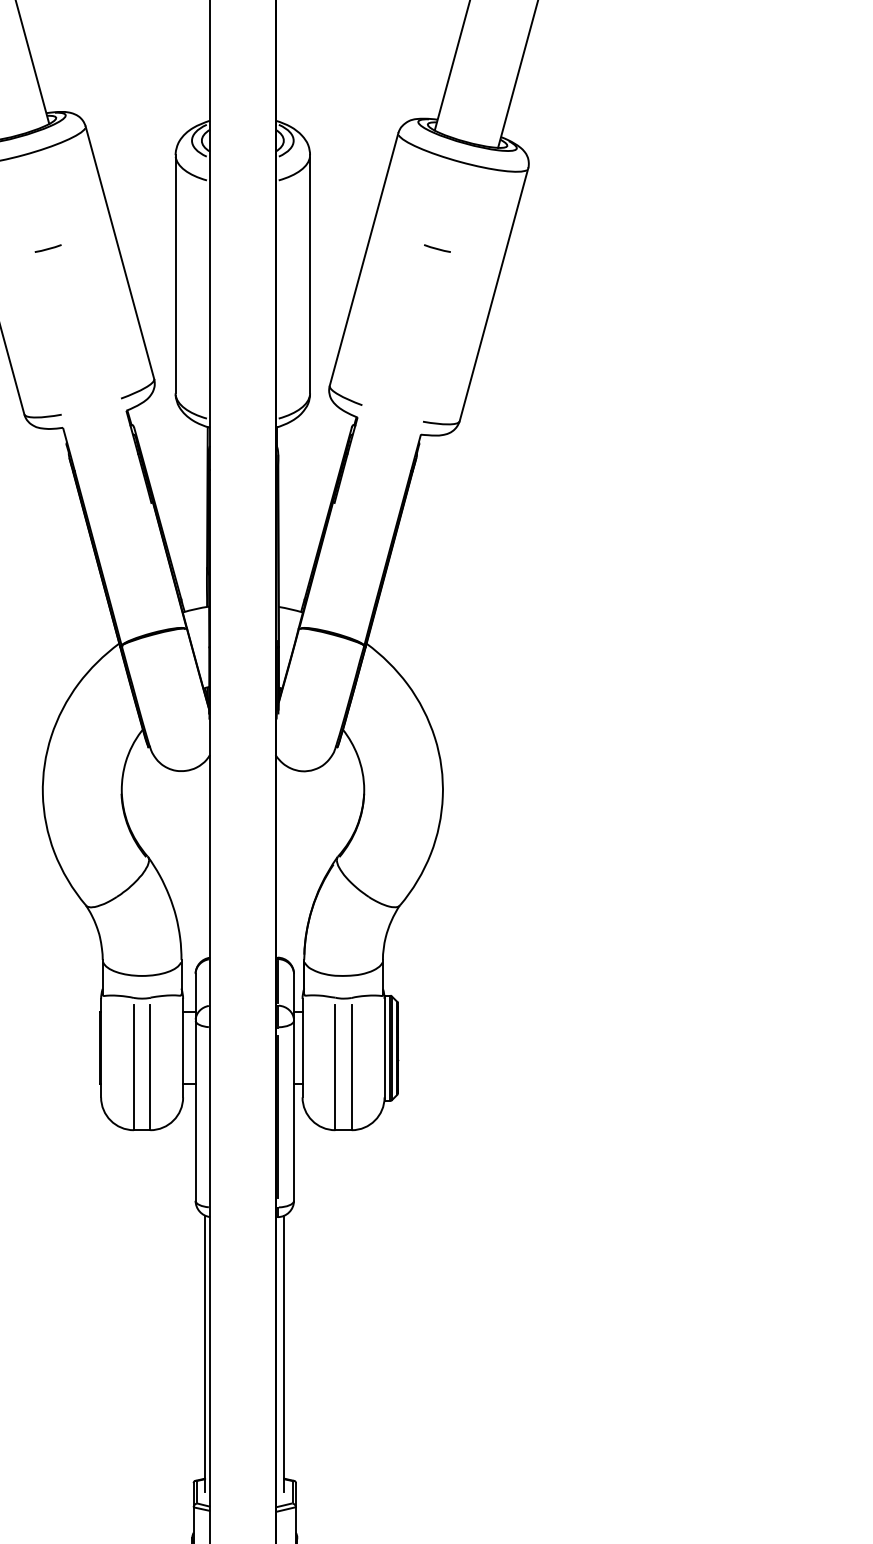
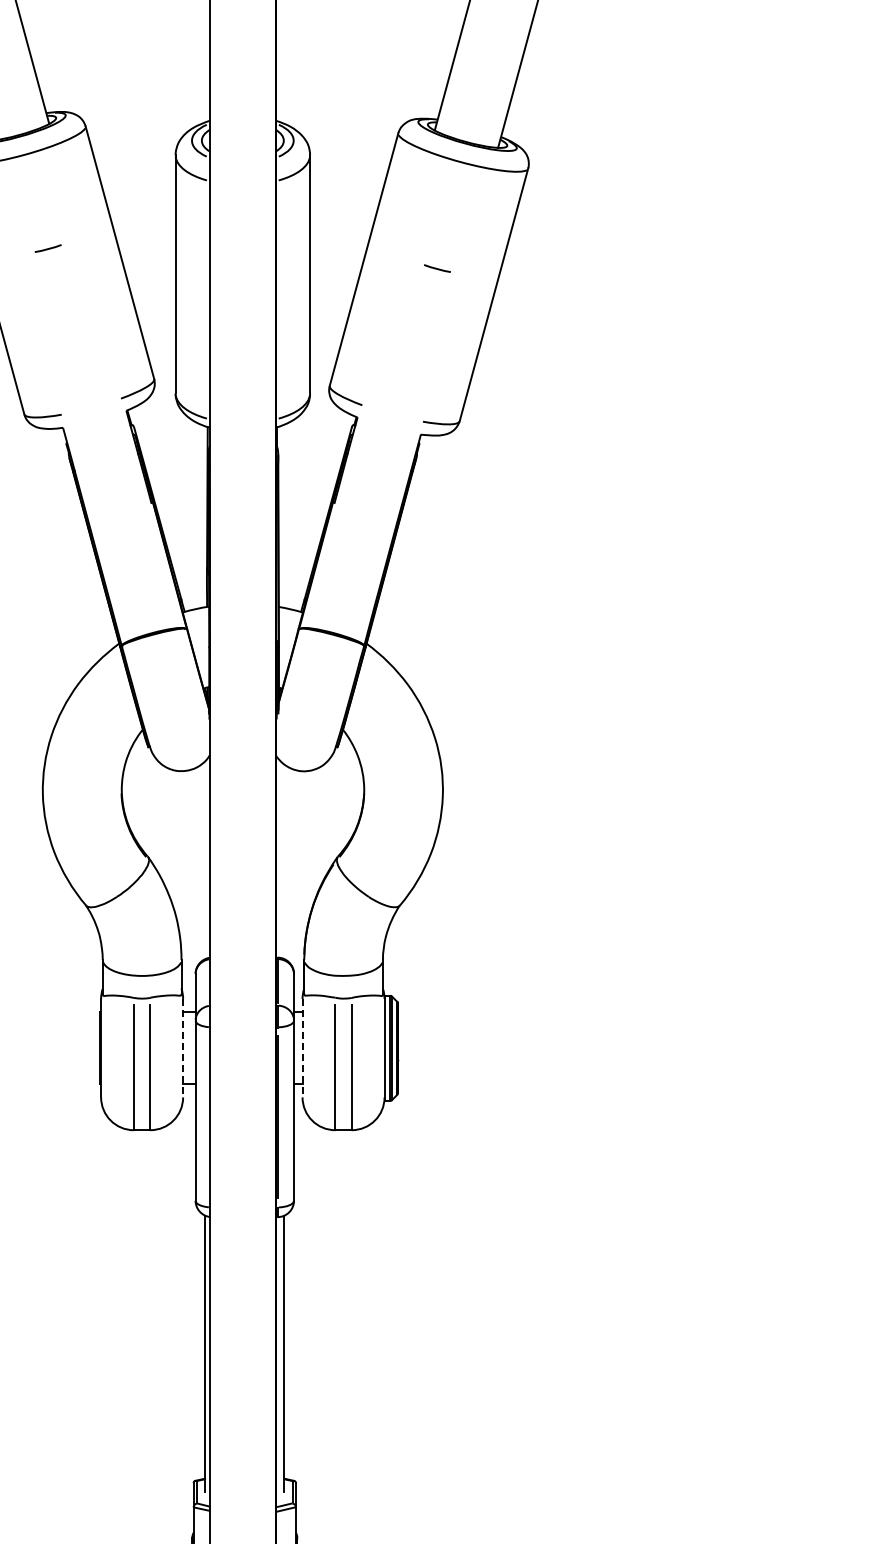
line position: (437, 248) -> (437, 268) (437, 268)
line: solid -> dashed (183, 1048)
line: solid -> dashed (302, 1048)
